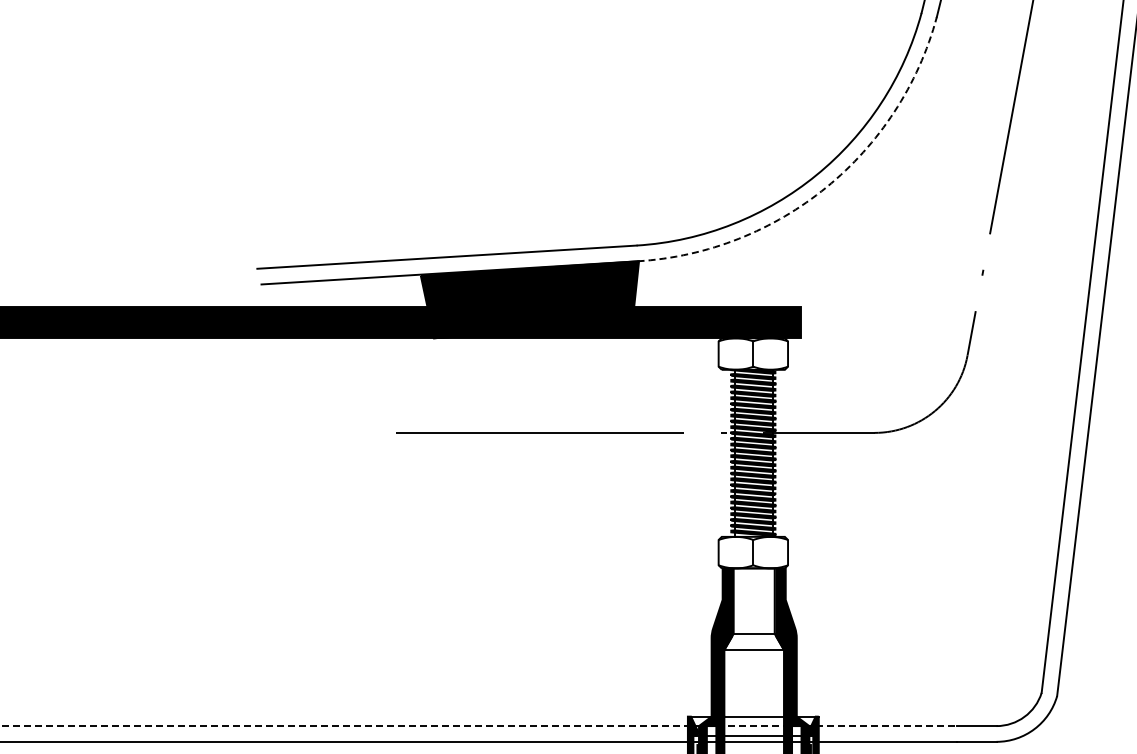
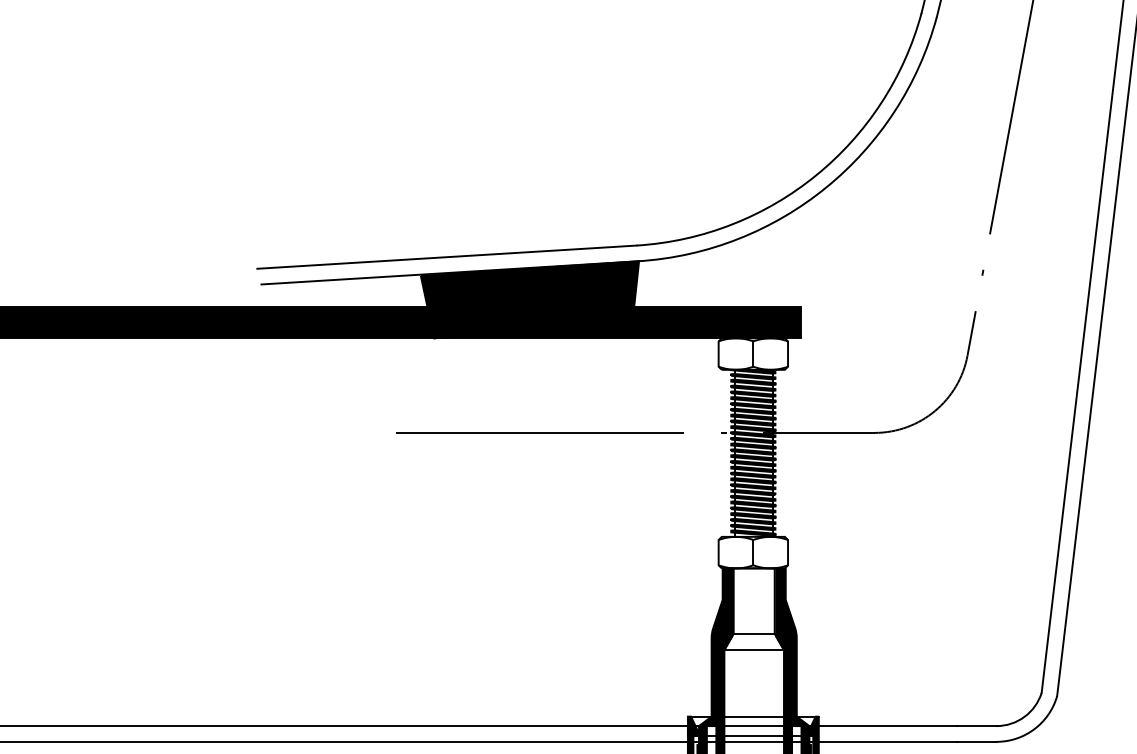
arc: dashed -> solid (826, 187)
line: dashed -> solid (479, 726)
